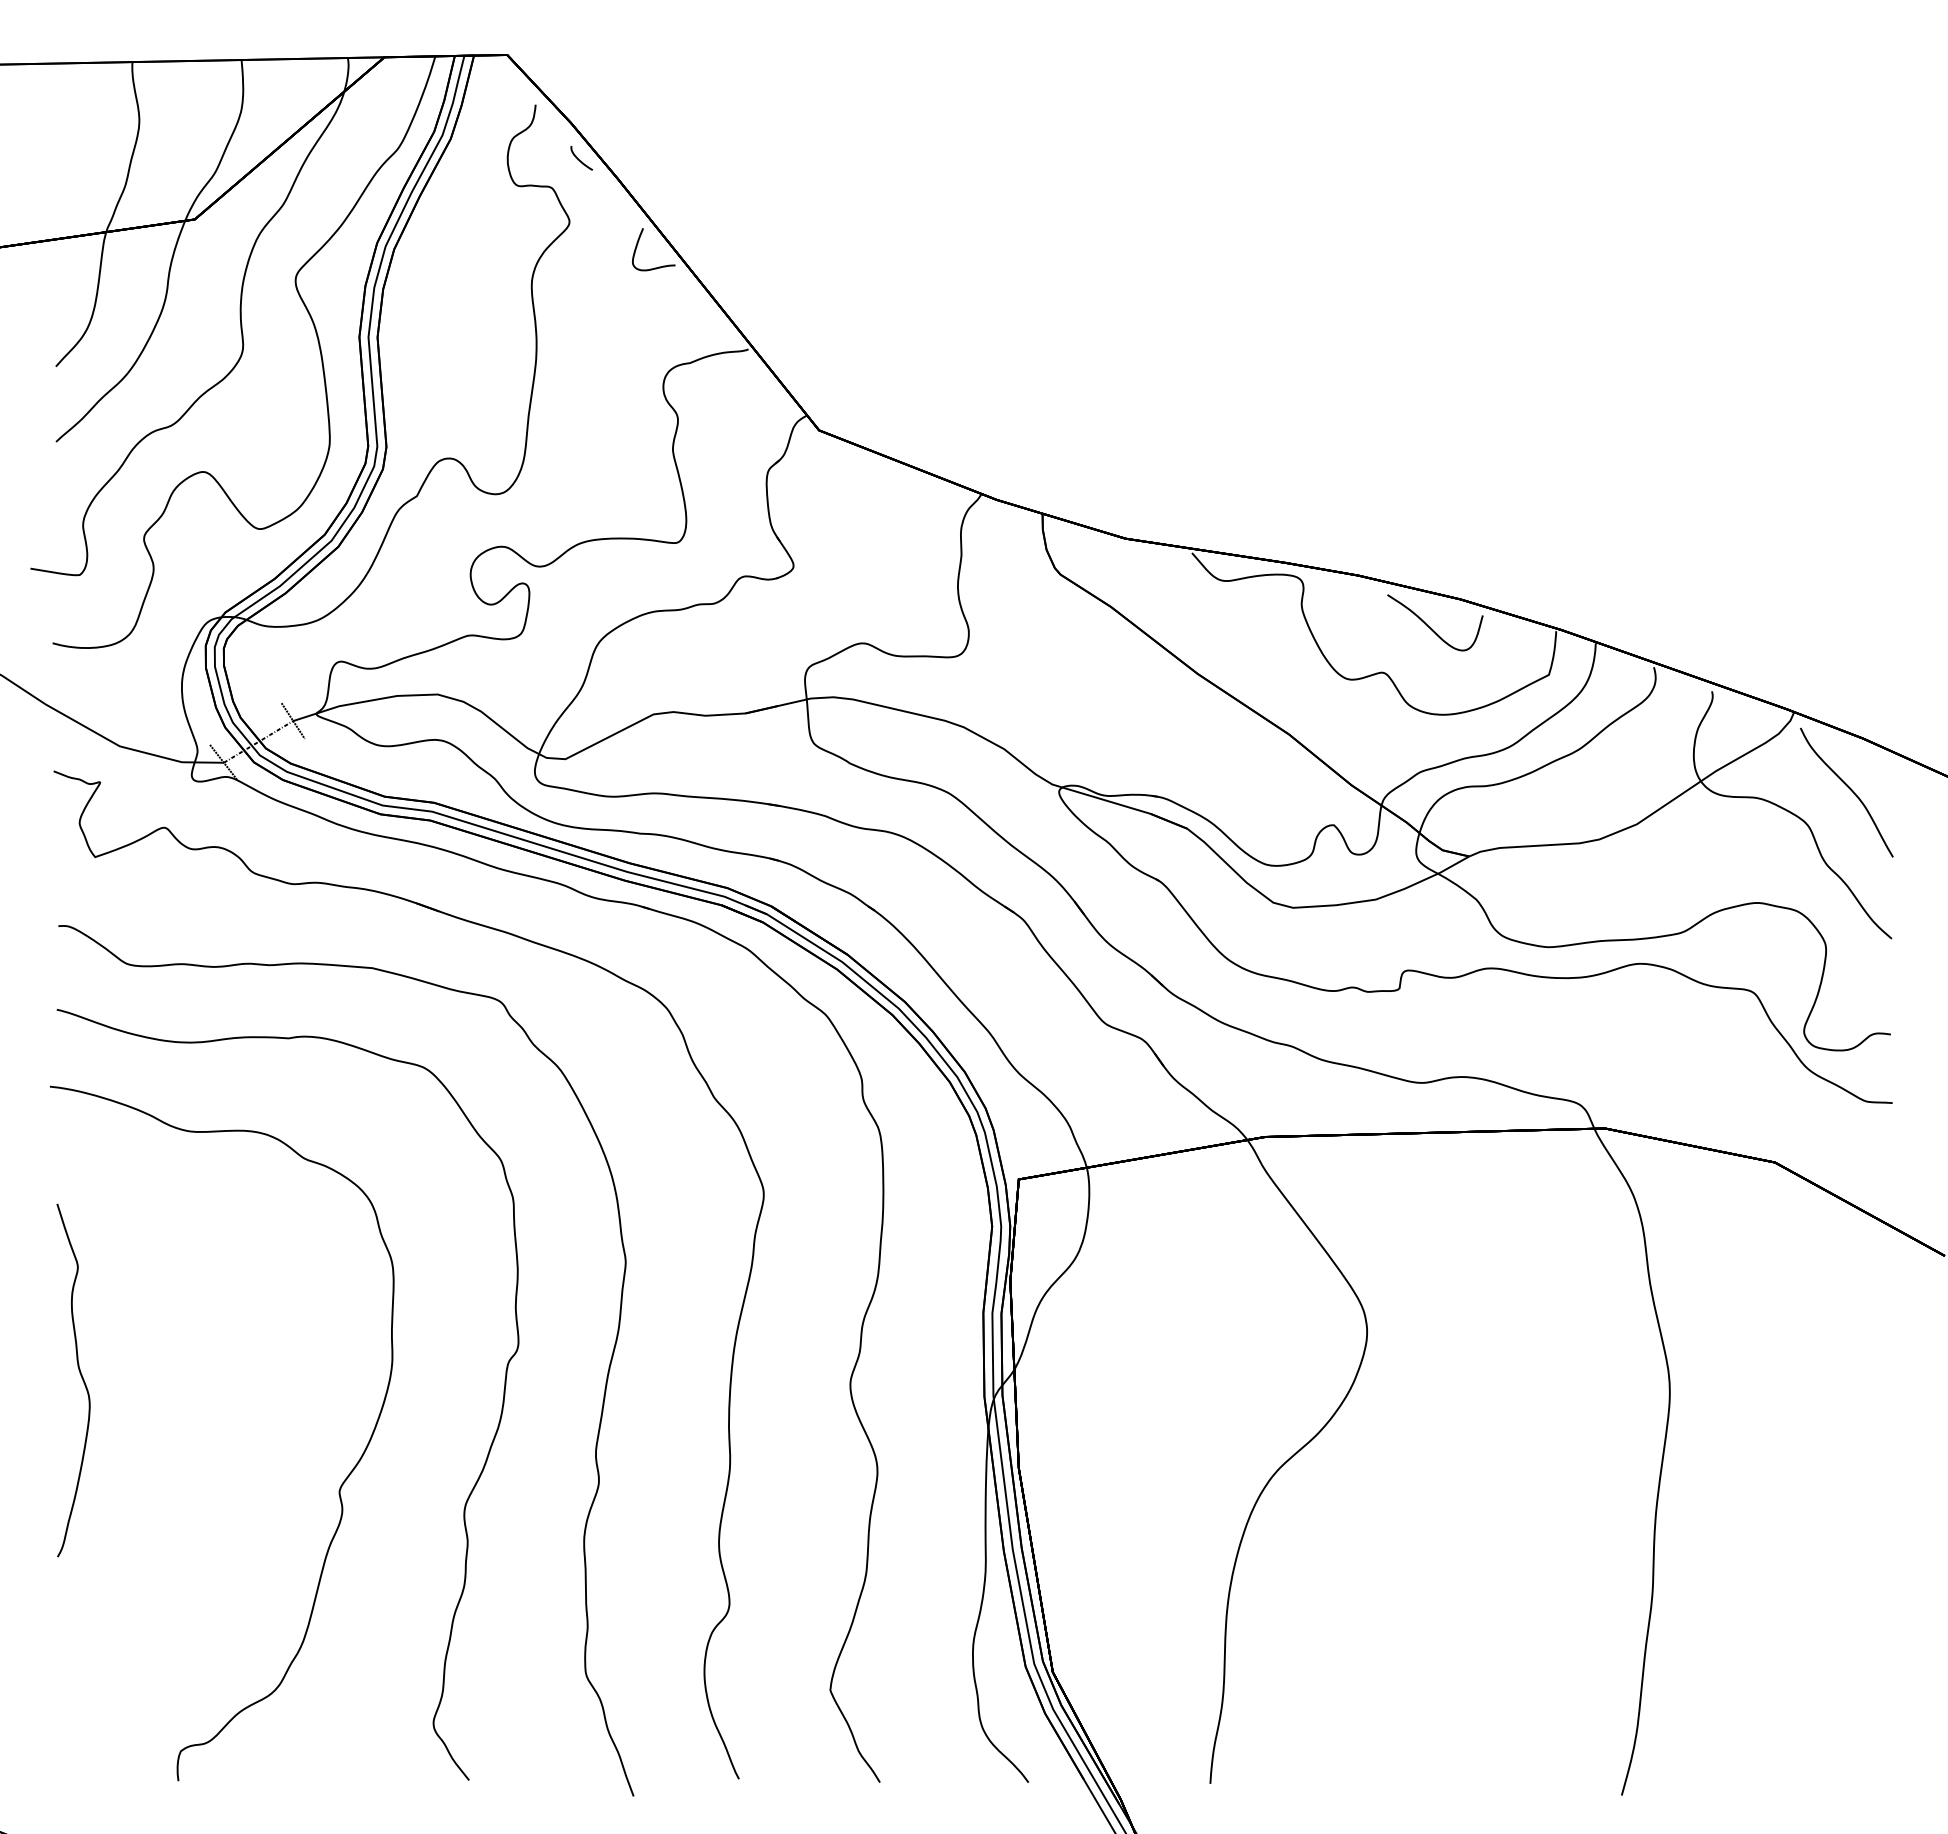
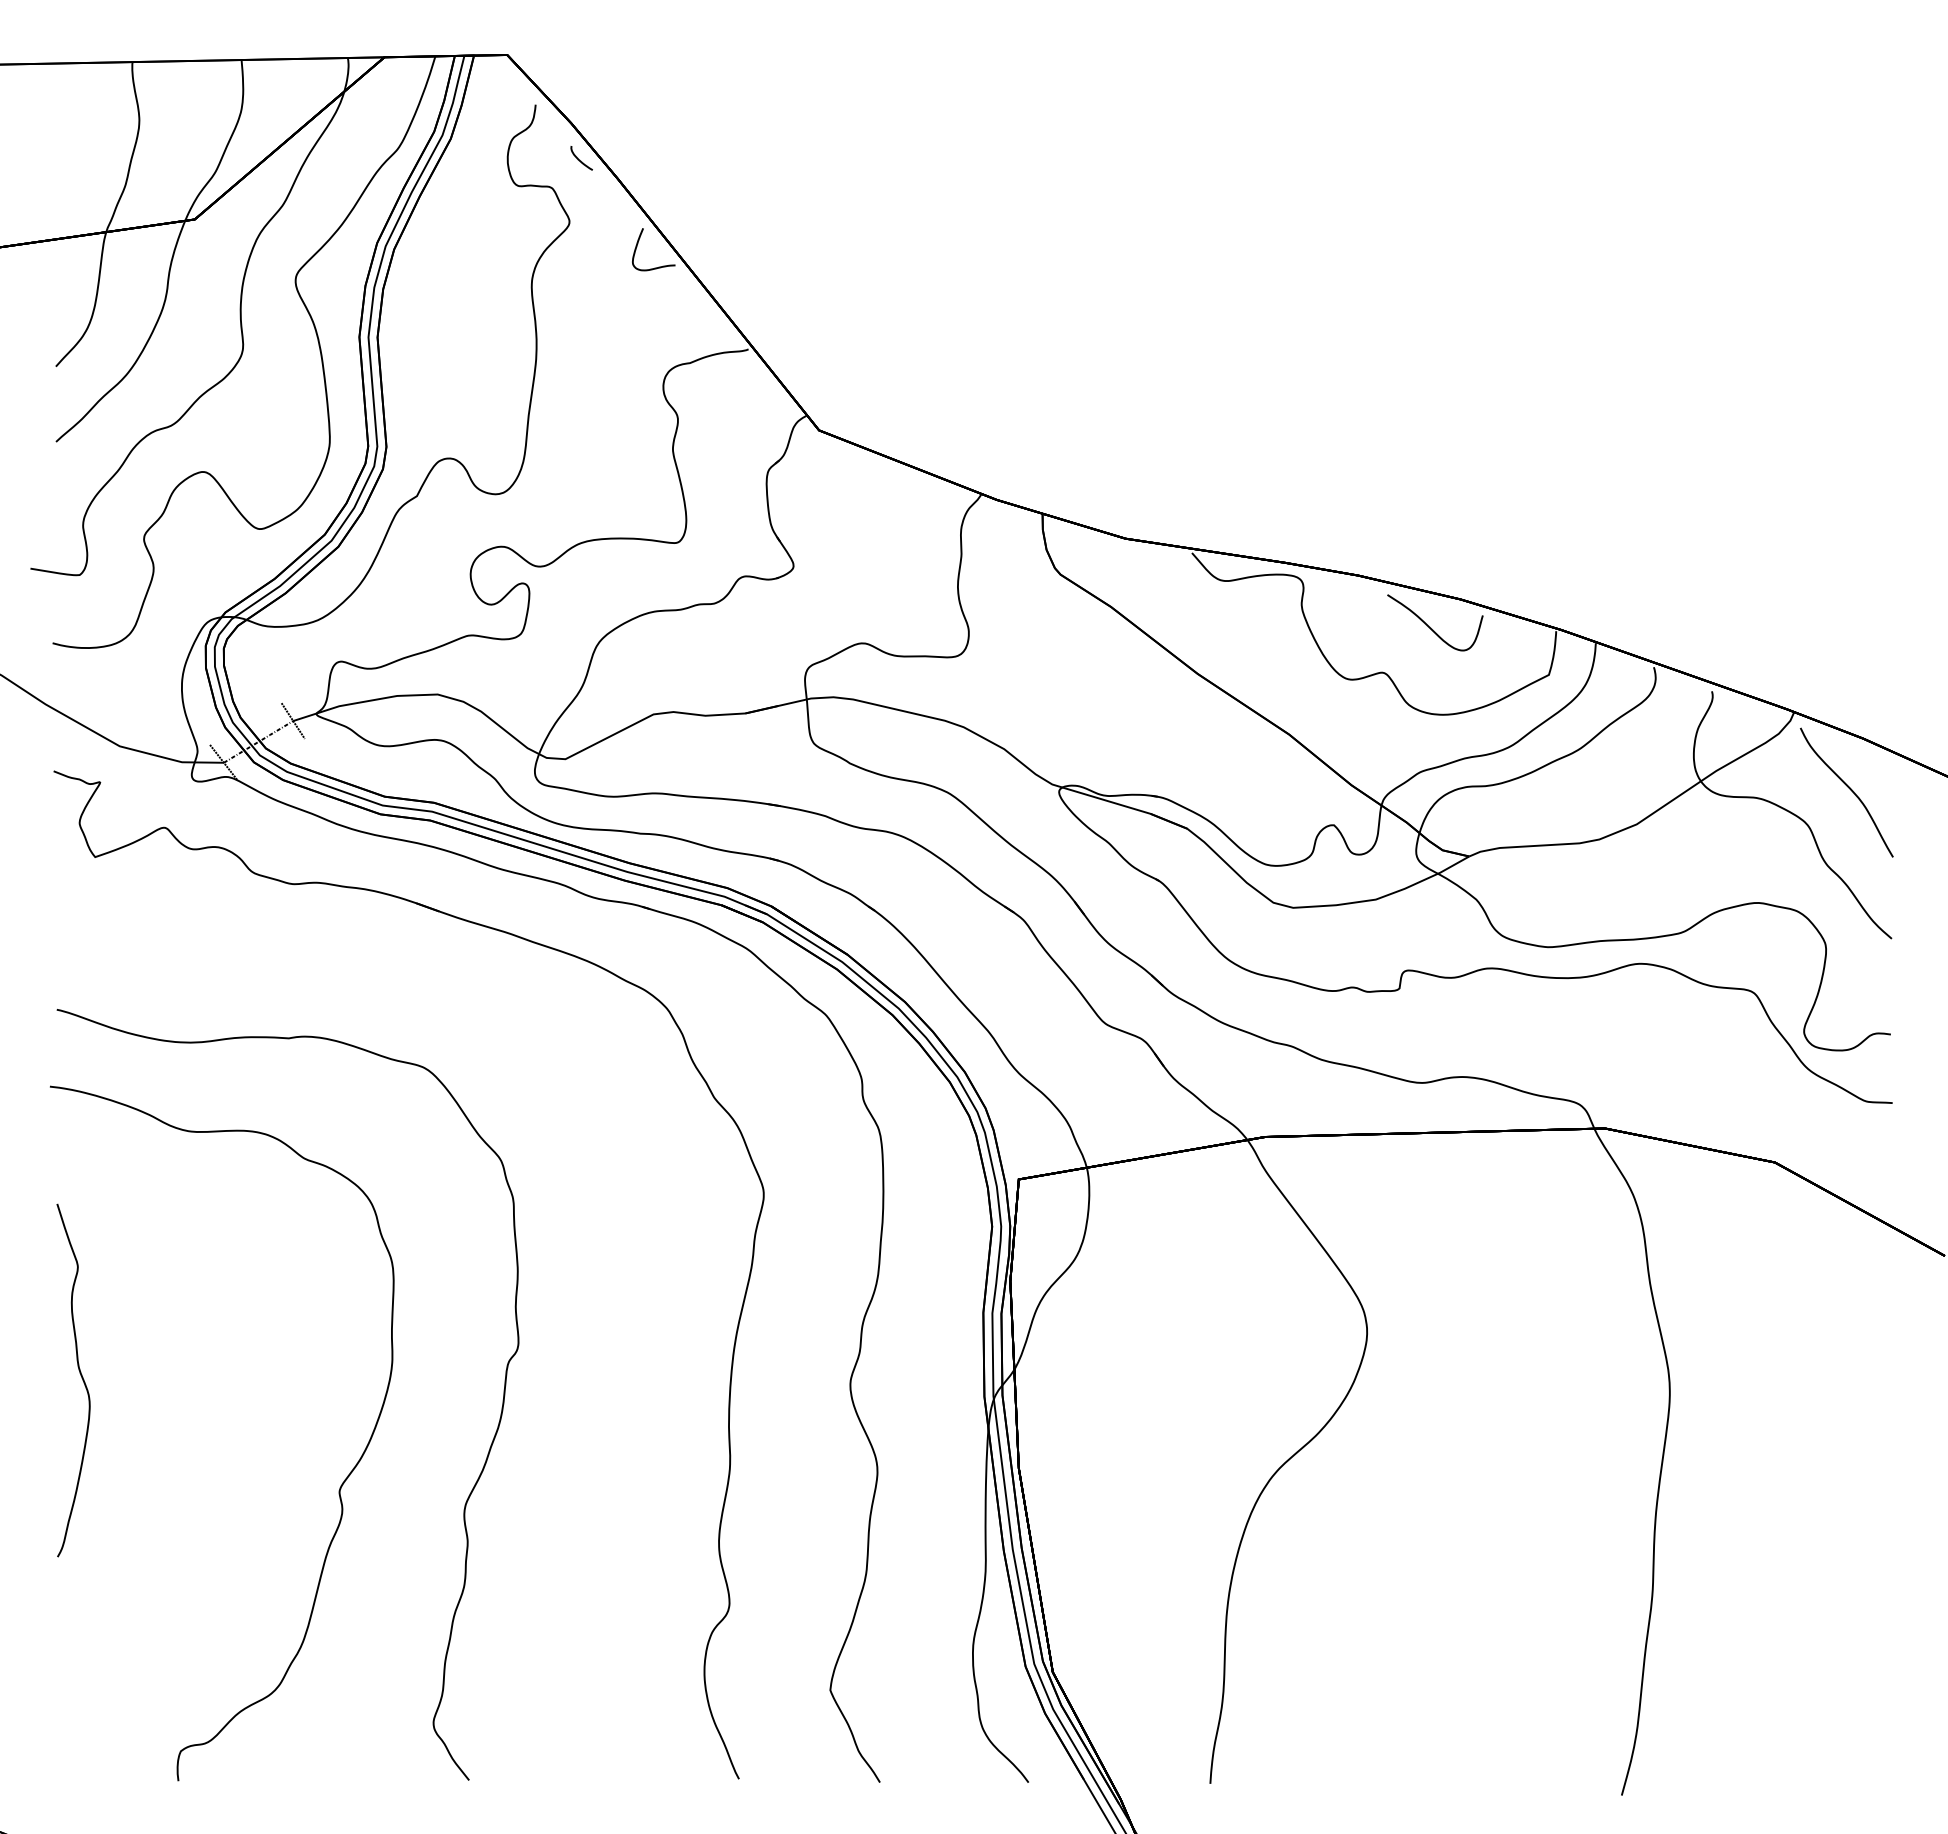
part: present -> none (602, 1401)
